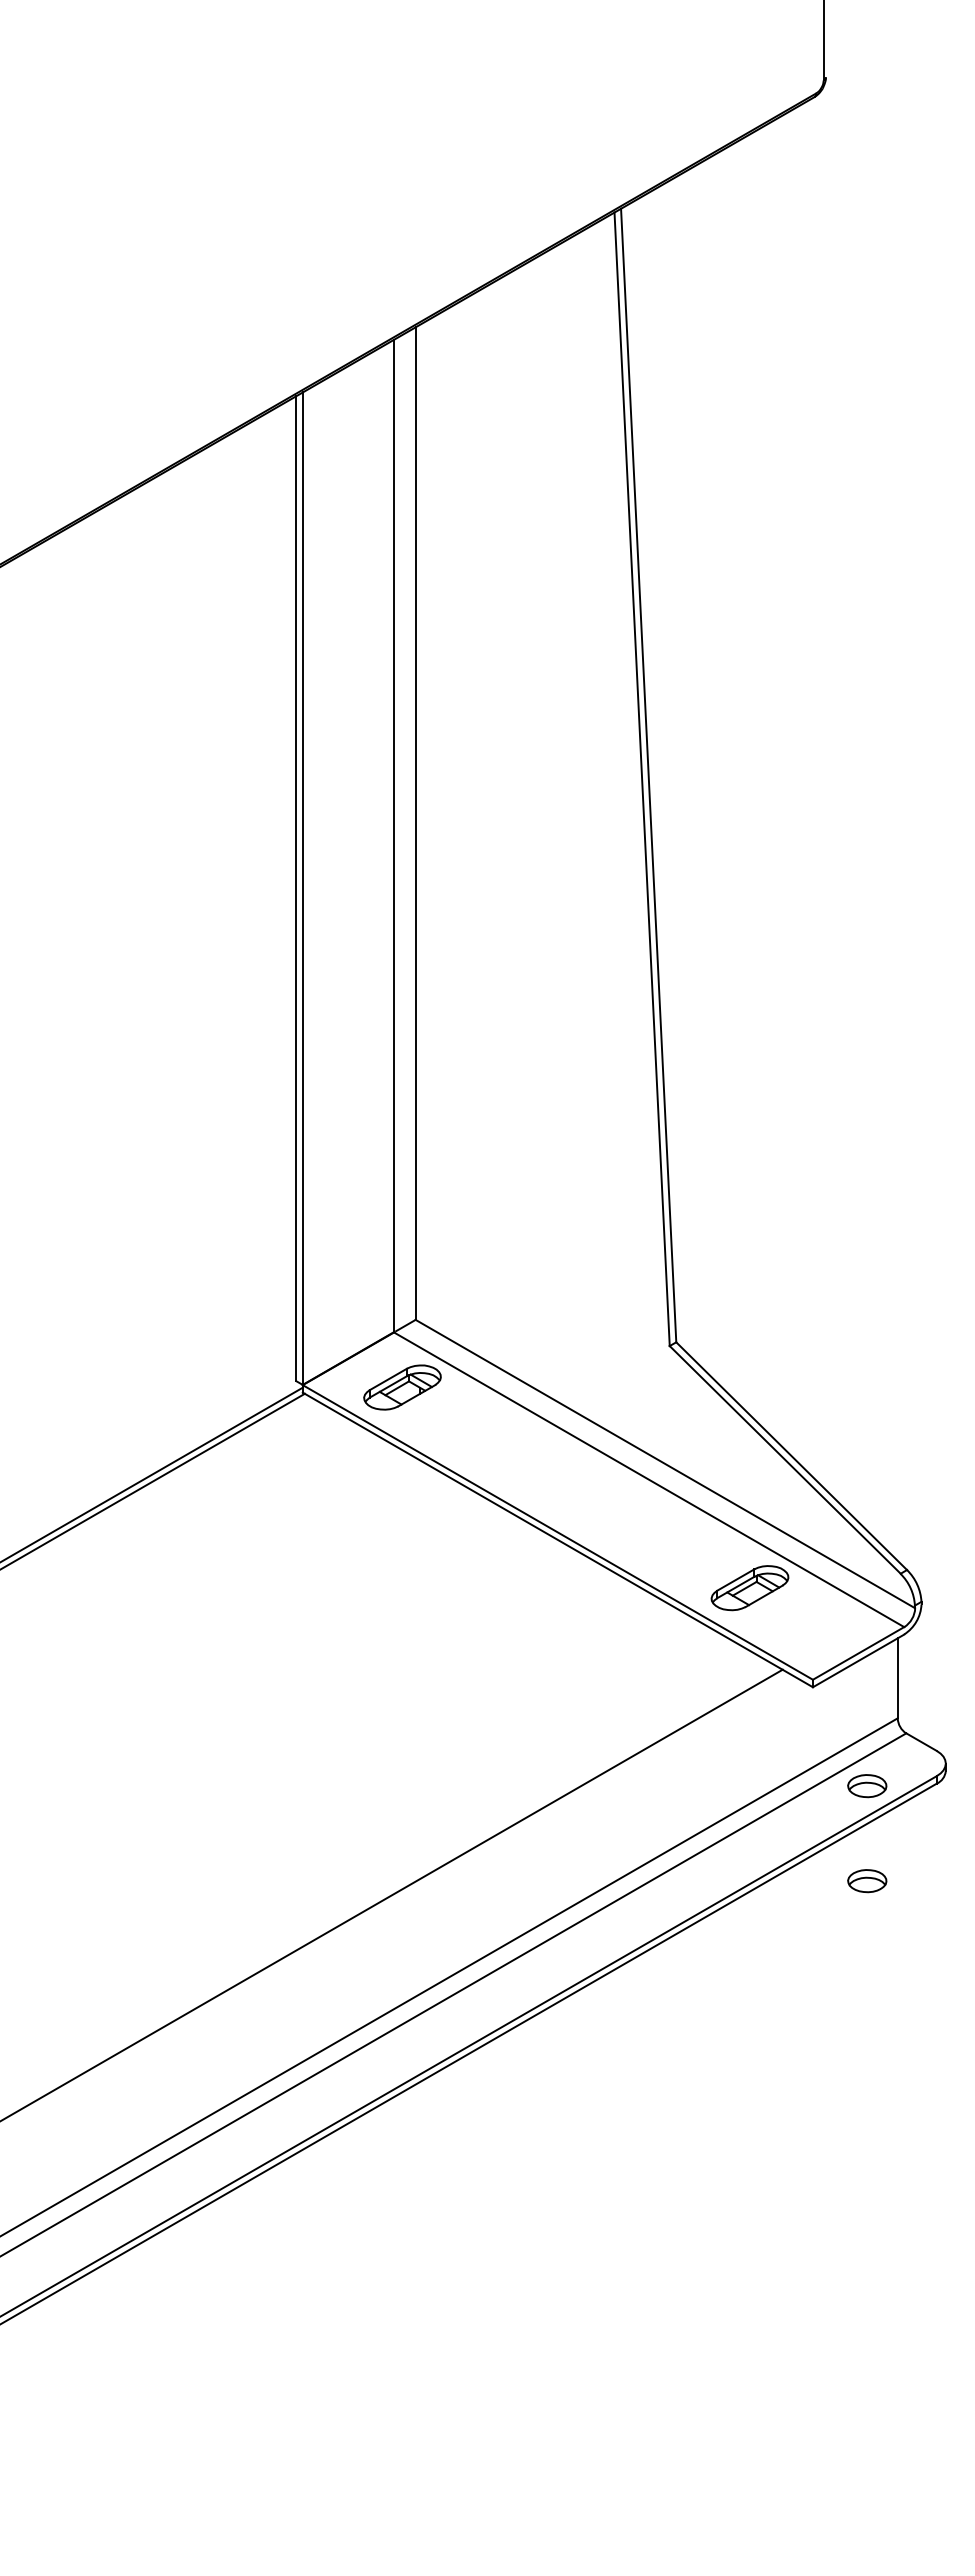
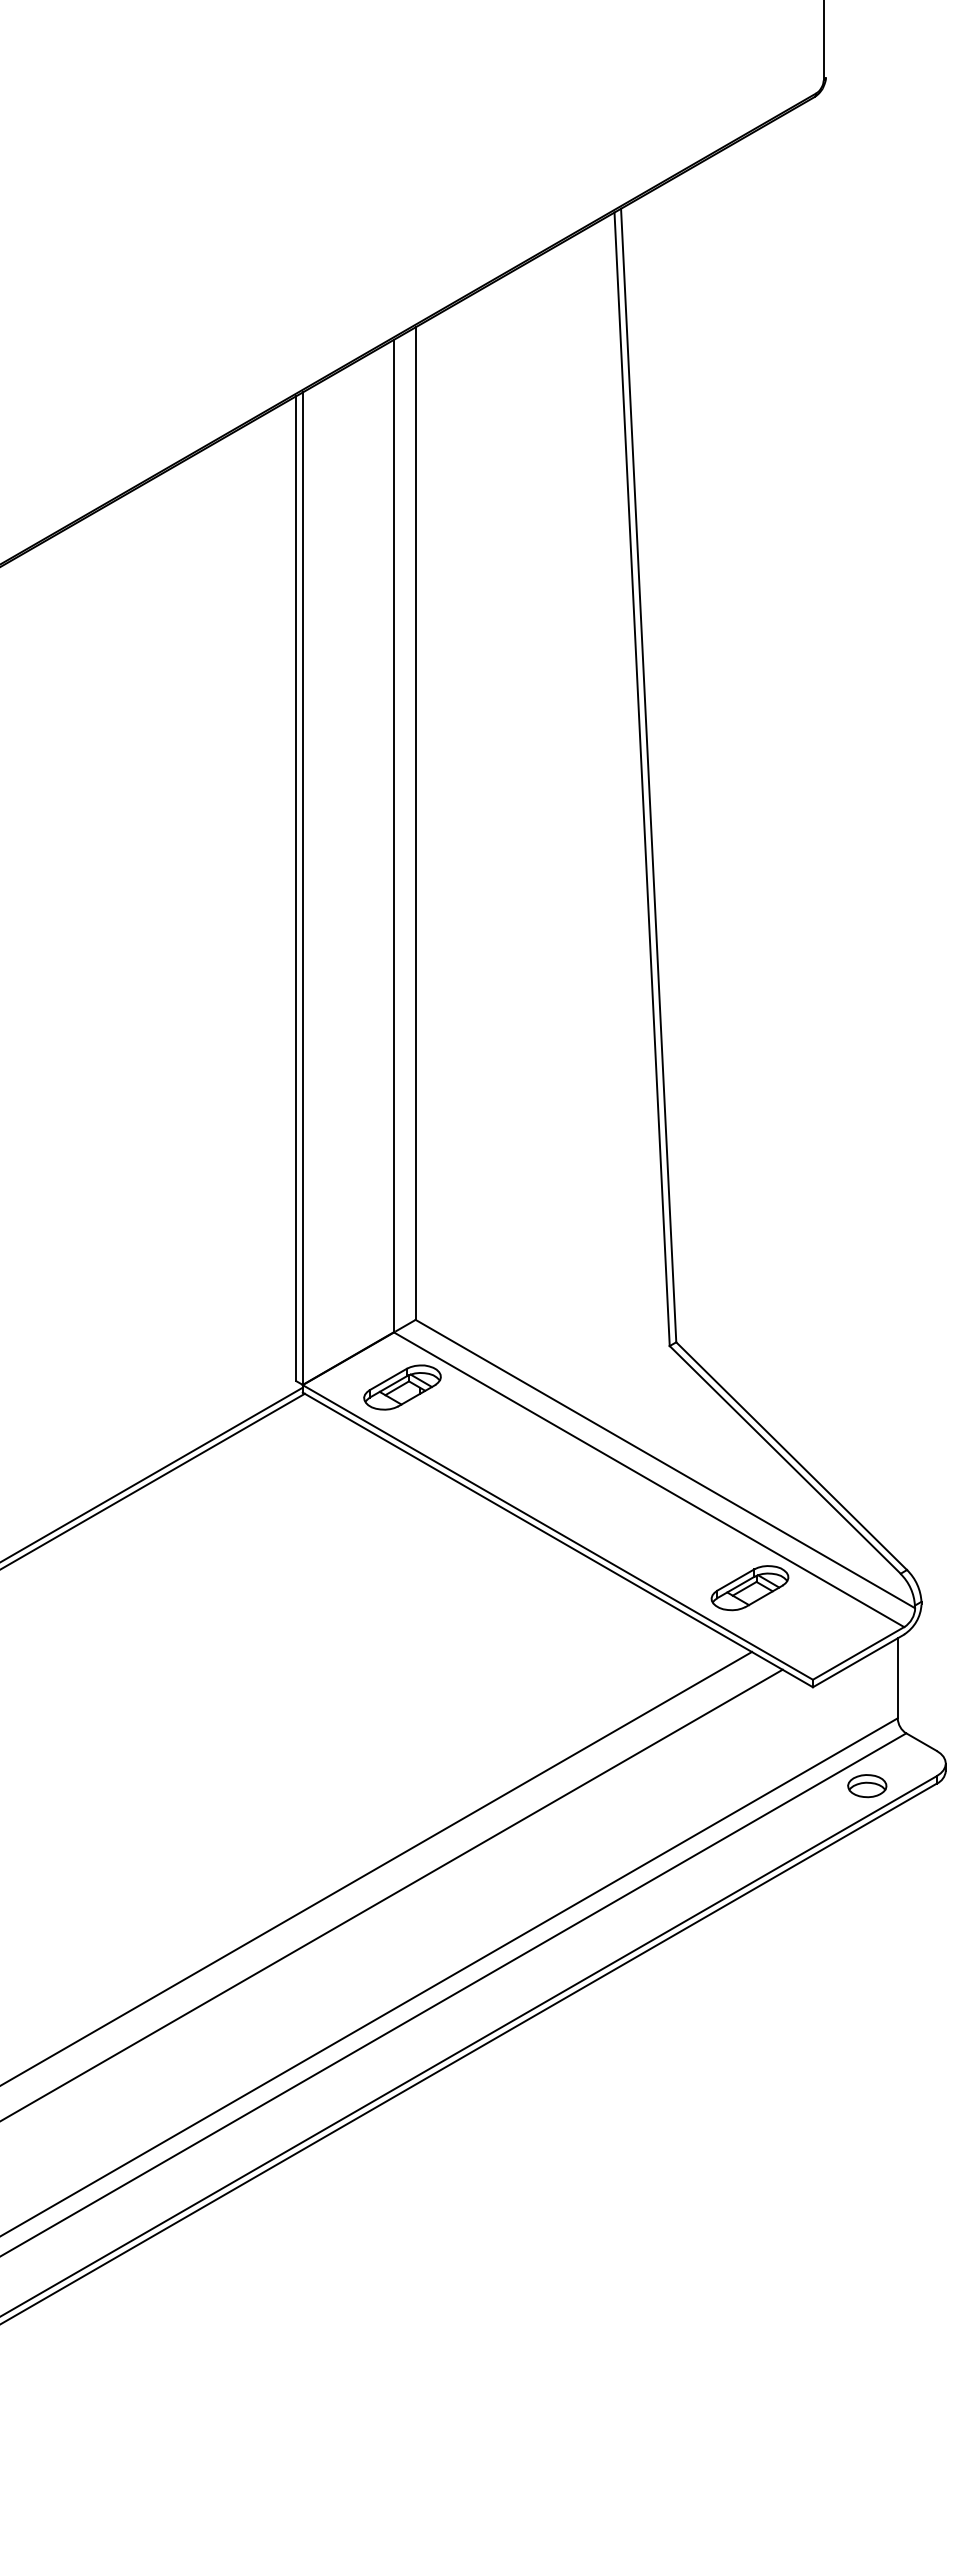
line: none -> present (377, 1867)
part: present -> none (867, 1881)
